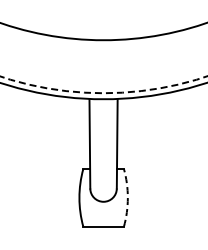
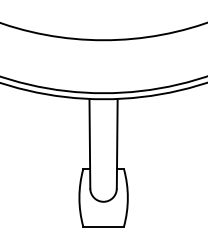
arc: dashed -> solid (103, 93)
arc: dashed -> solid (127, 197)
